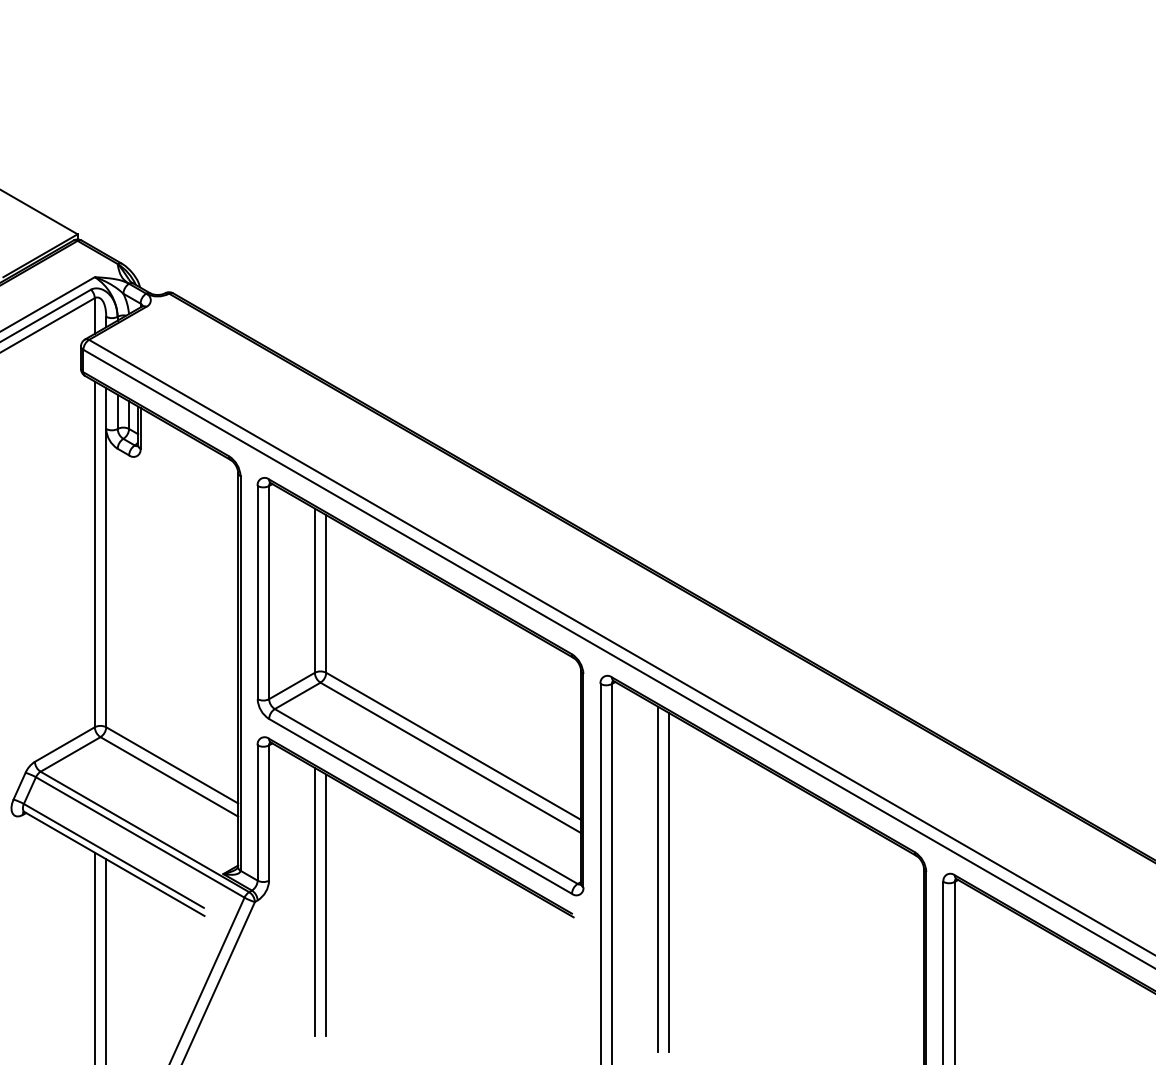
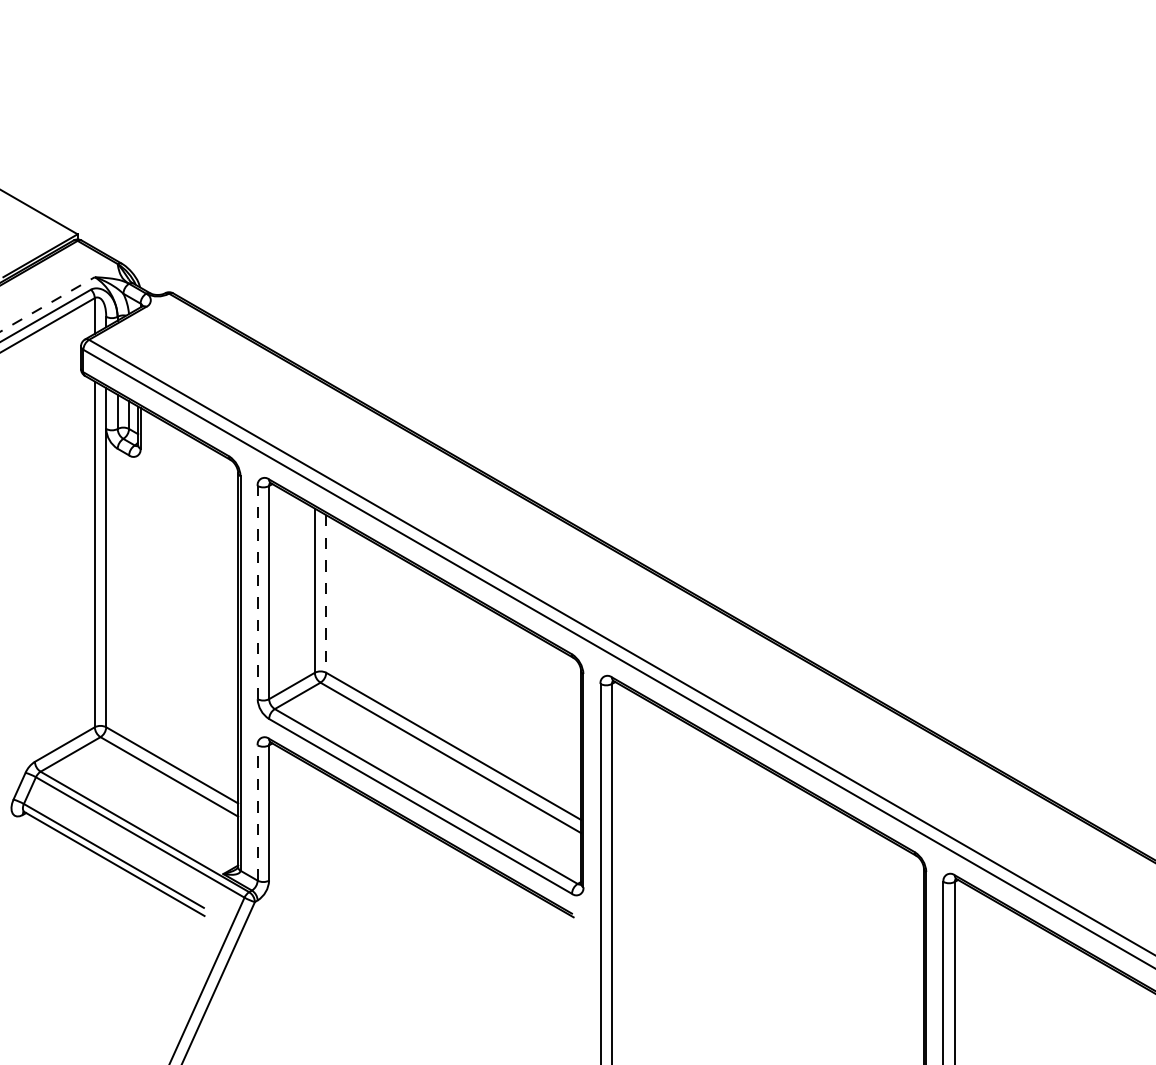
line: solid -> dashed (48, 304)
line: solid -> dashed (257, 592)
line: solid -> dashed (326, 593)
line: solid -> dashed (257, 813)
line: present -> none (657, 879)
line: present -> none (669, 882)
line: present -> none (314, 901)
line: present -> none (326, 904)
line: present -> none (94, 956)
line: present -> none (106, 960)
